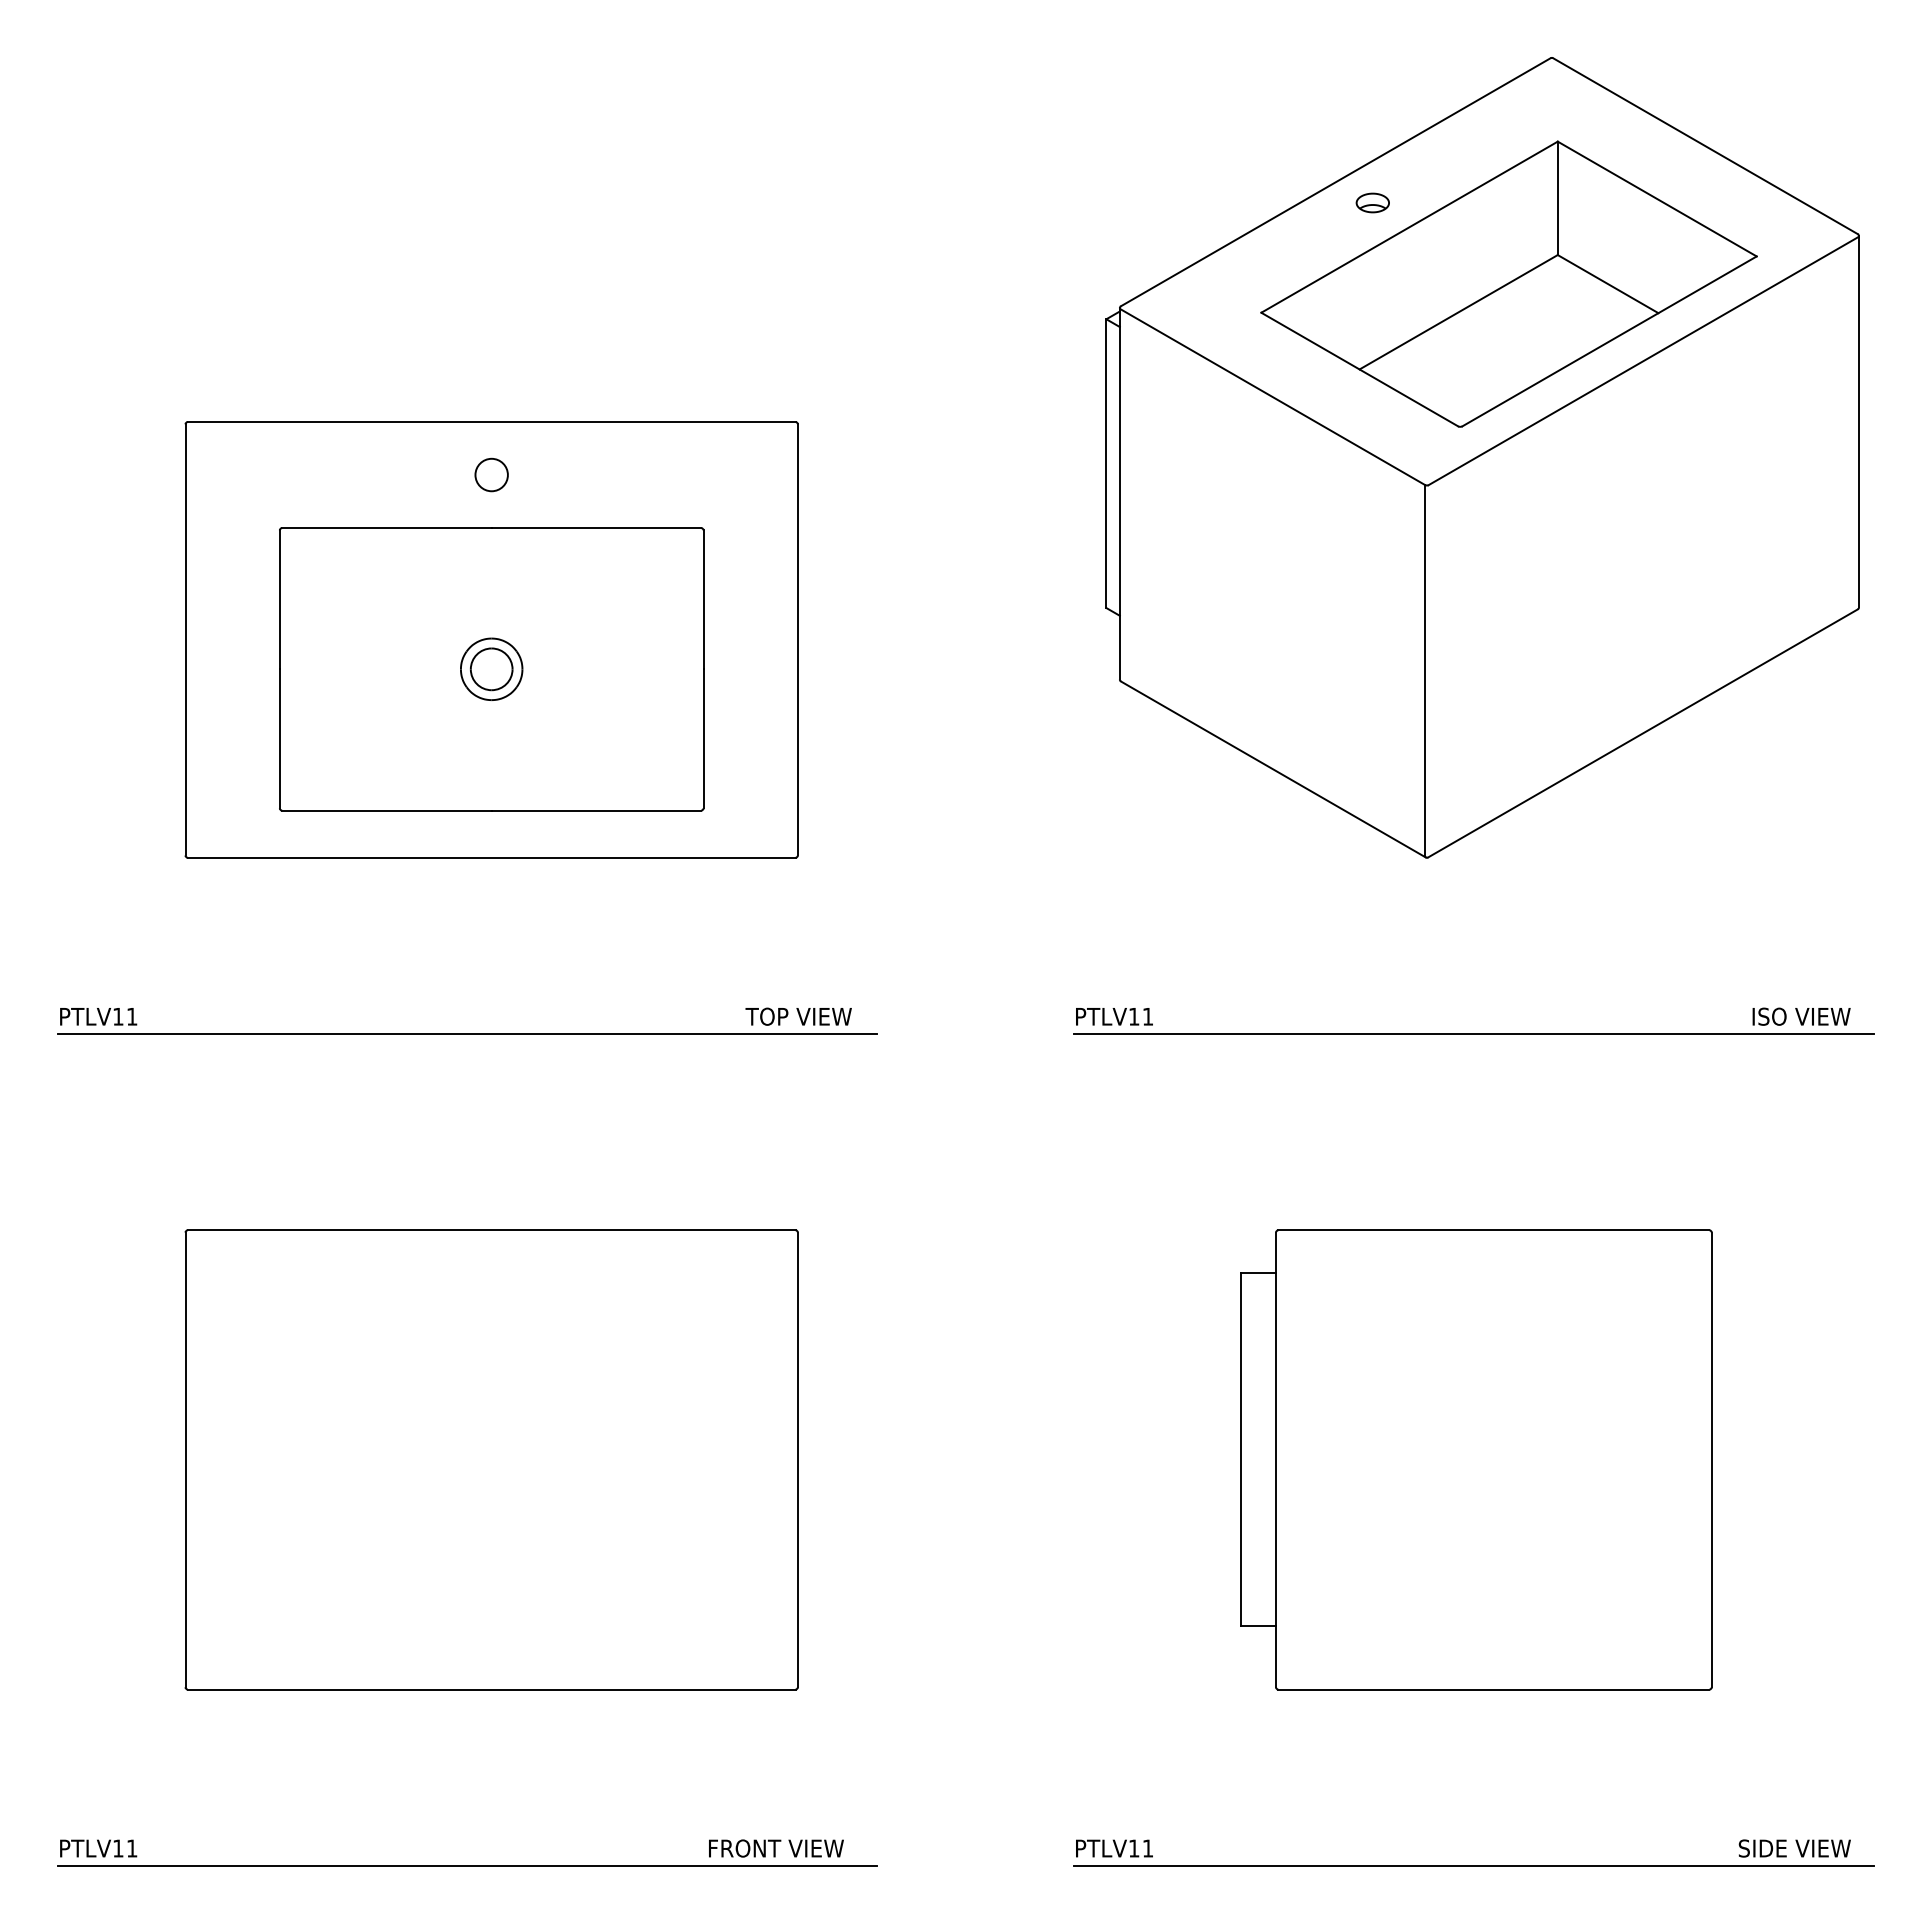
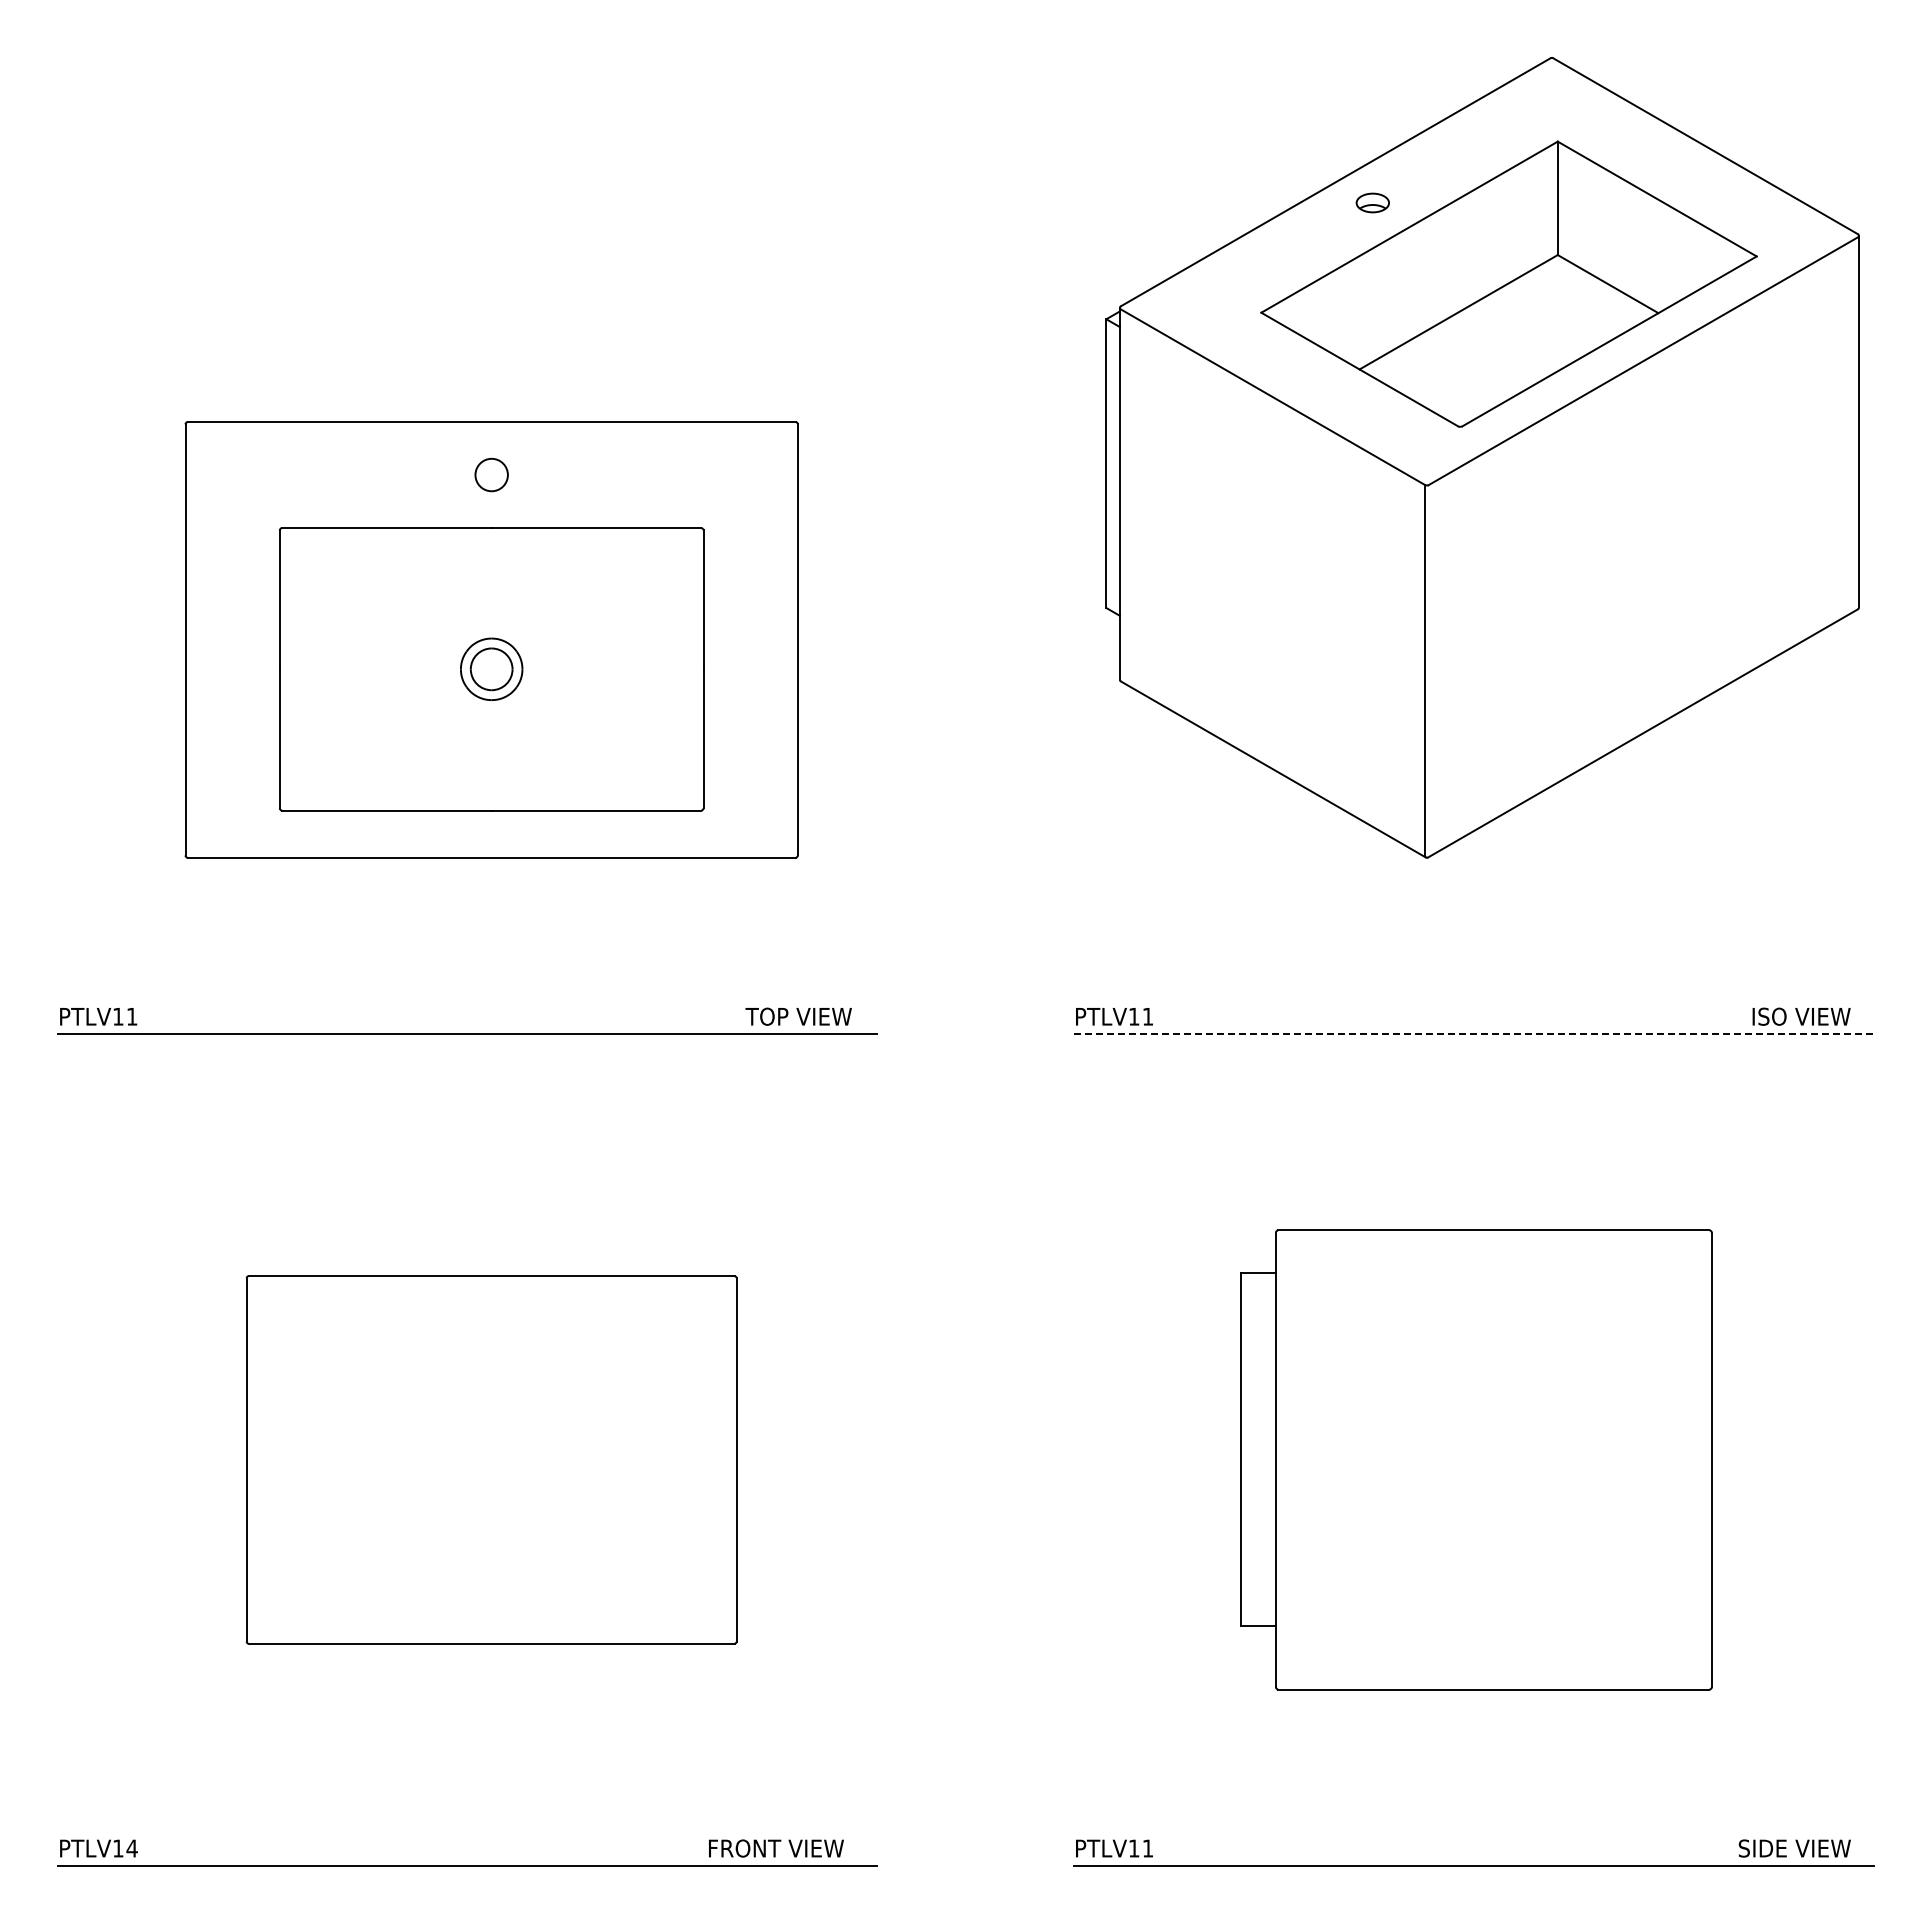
line: solid -> dashed (1474, 1034)
part size: 615x462 px -> 493x370 px (491, 1459)
text: PTLV11 -> PTLV14 (131, 1848)
